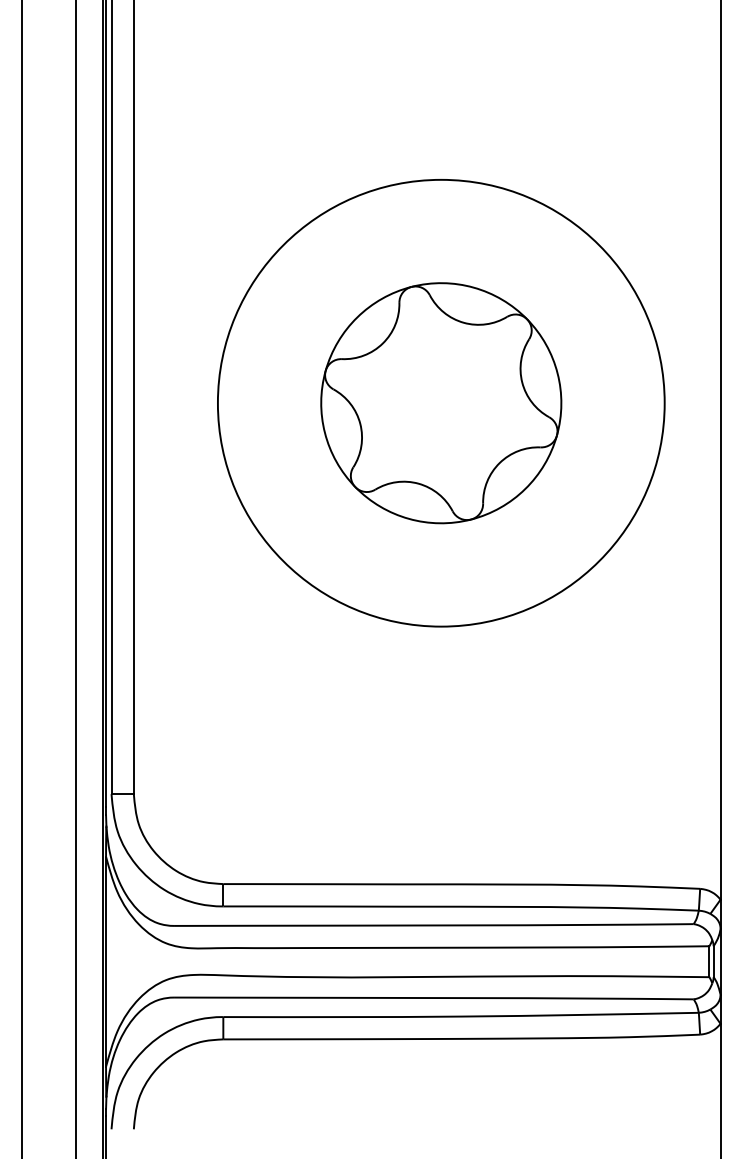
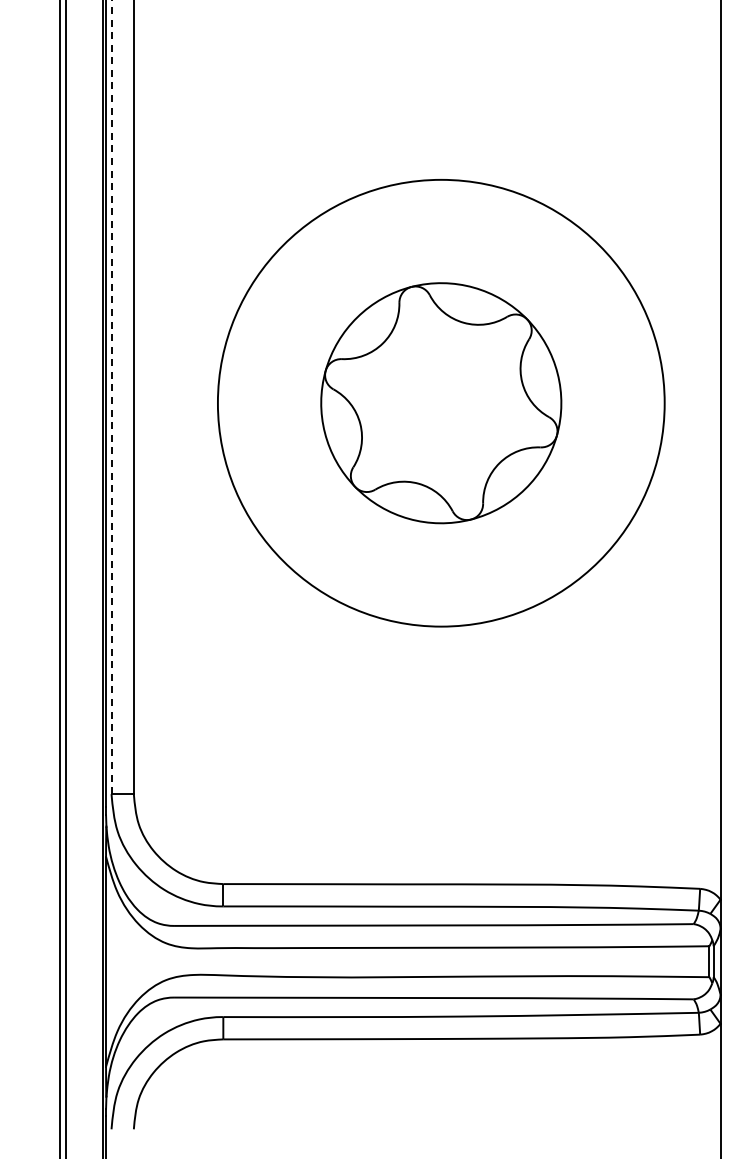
line: solid -> dashed (111, 397)
line position: (22, 578) -> (66, 578) (66, 578)
line position: (75, 578) -> (59, 578) (59, 578)
